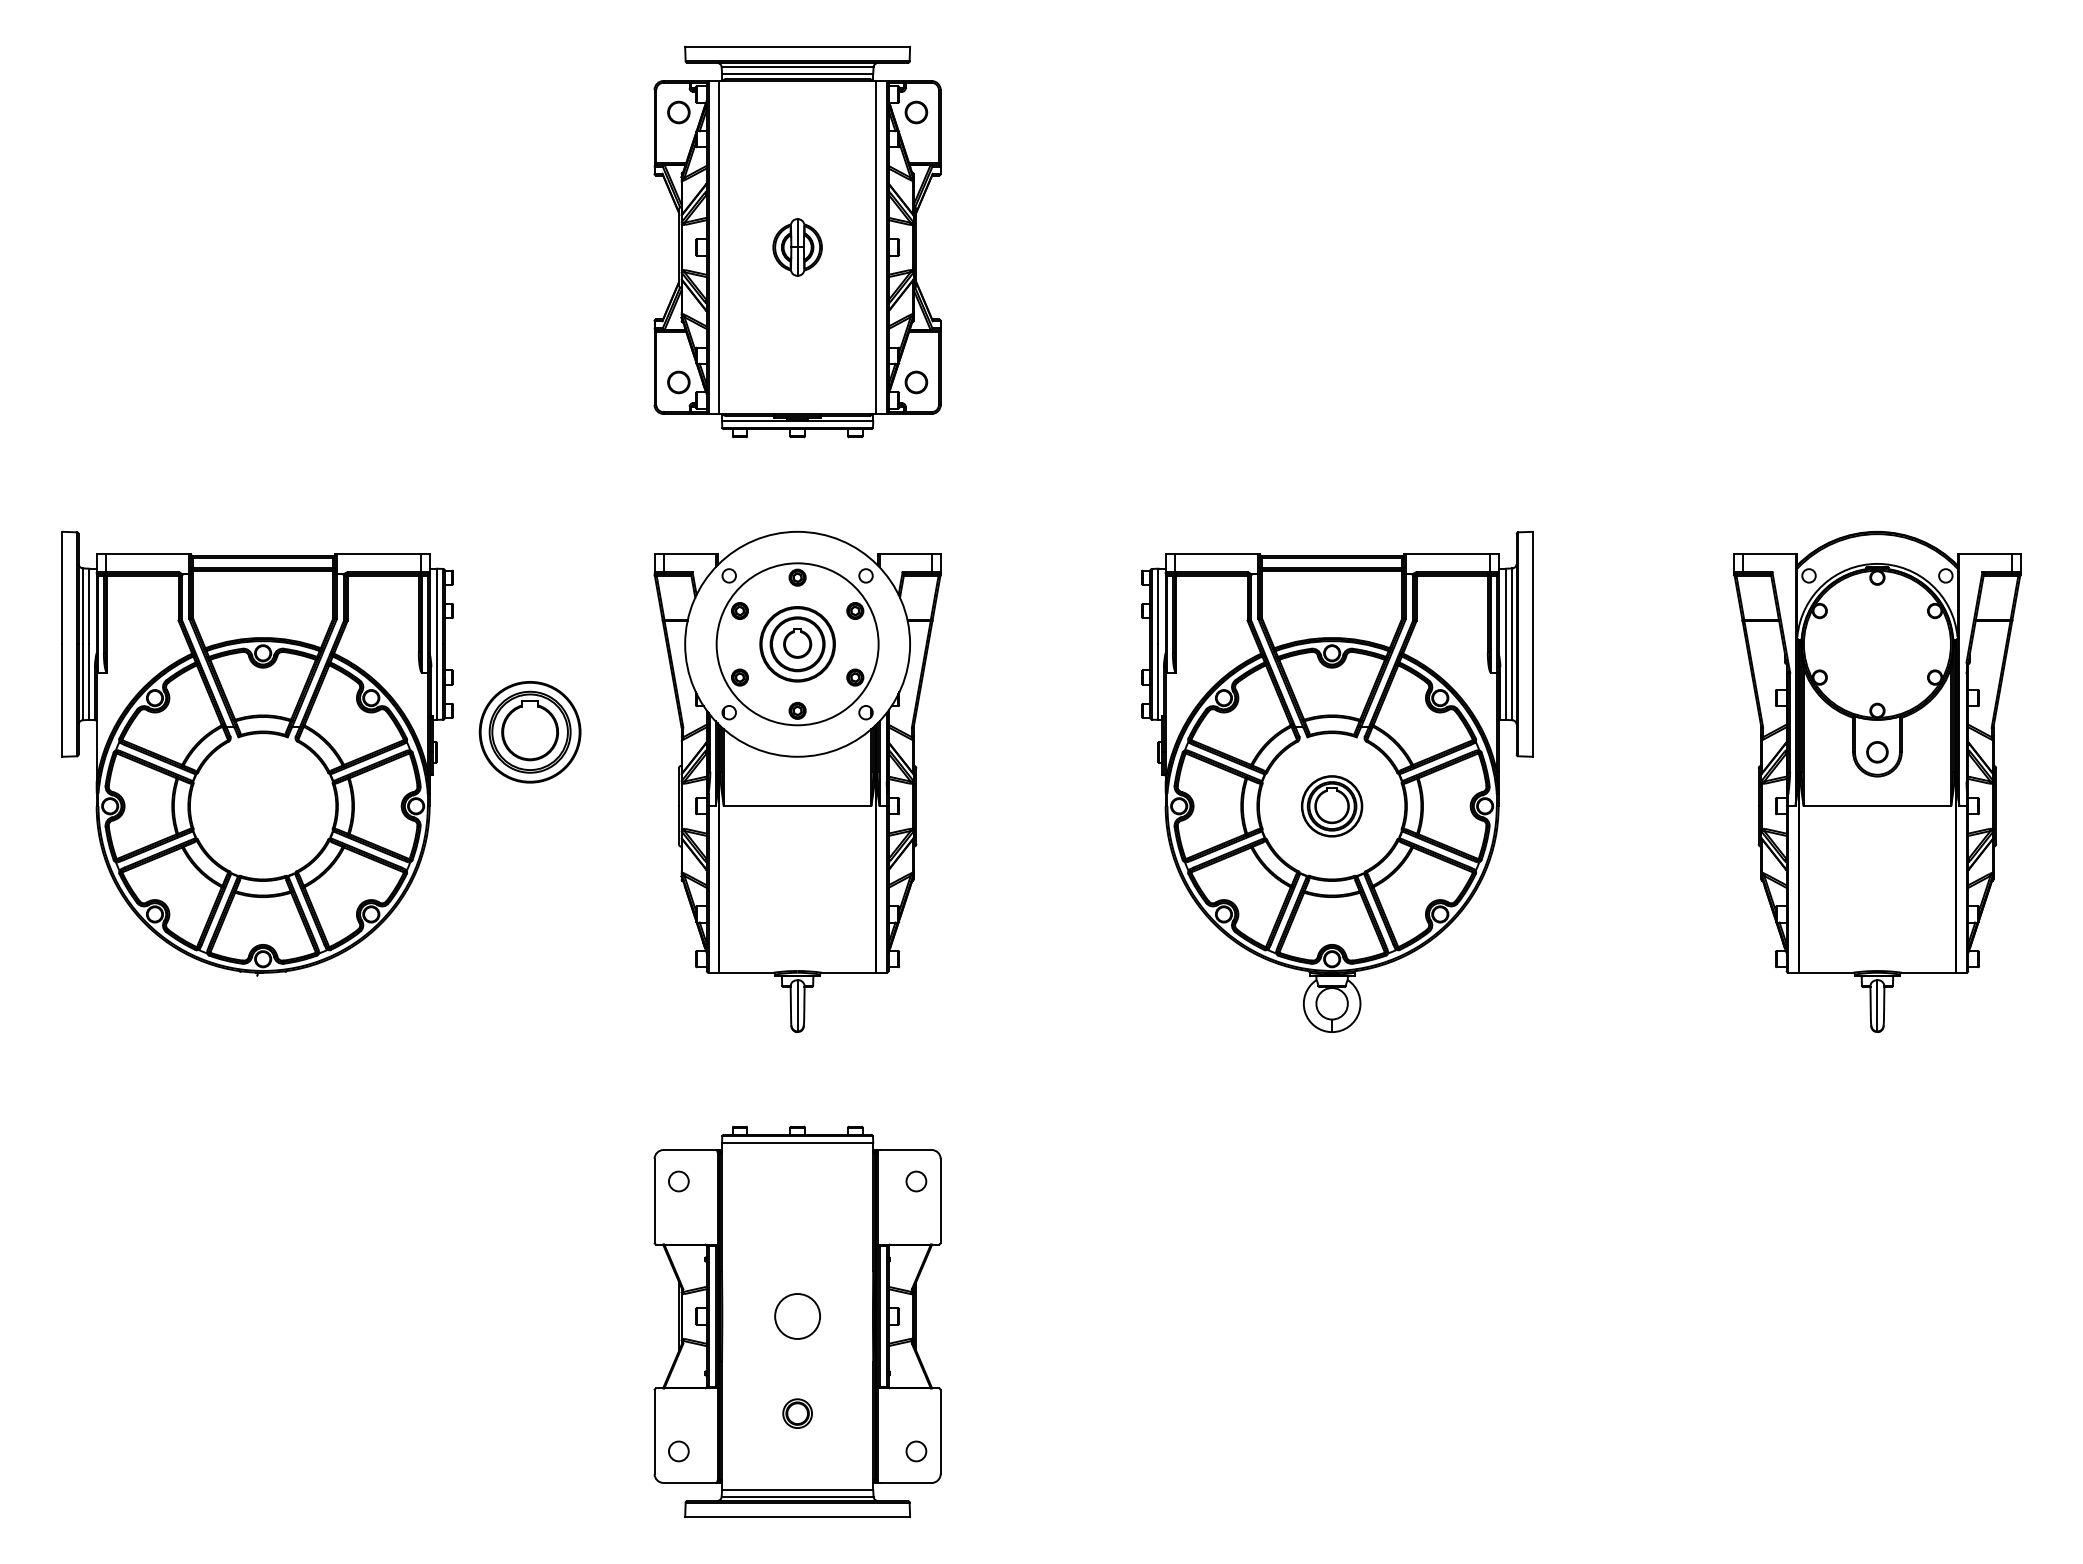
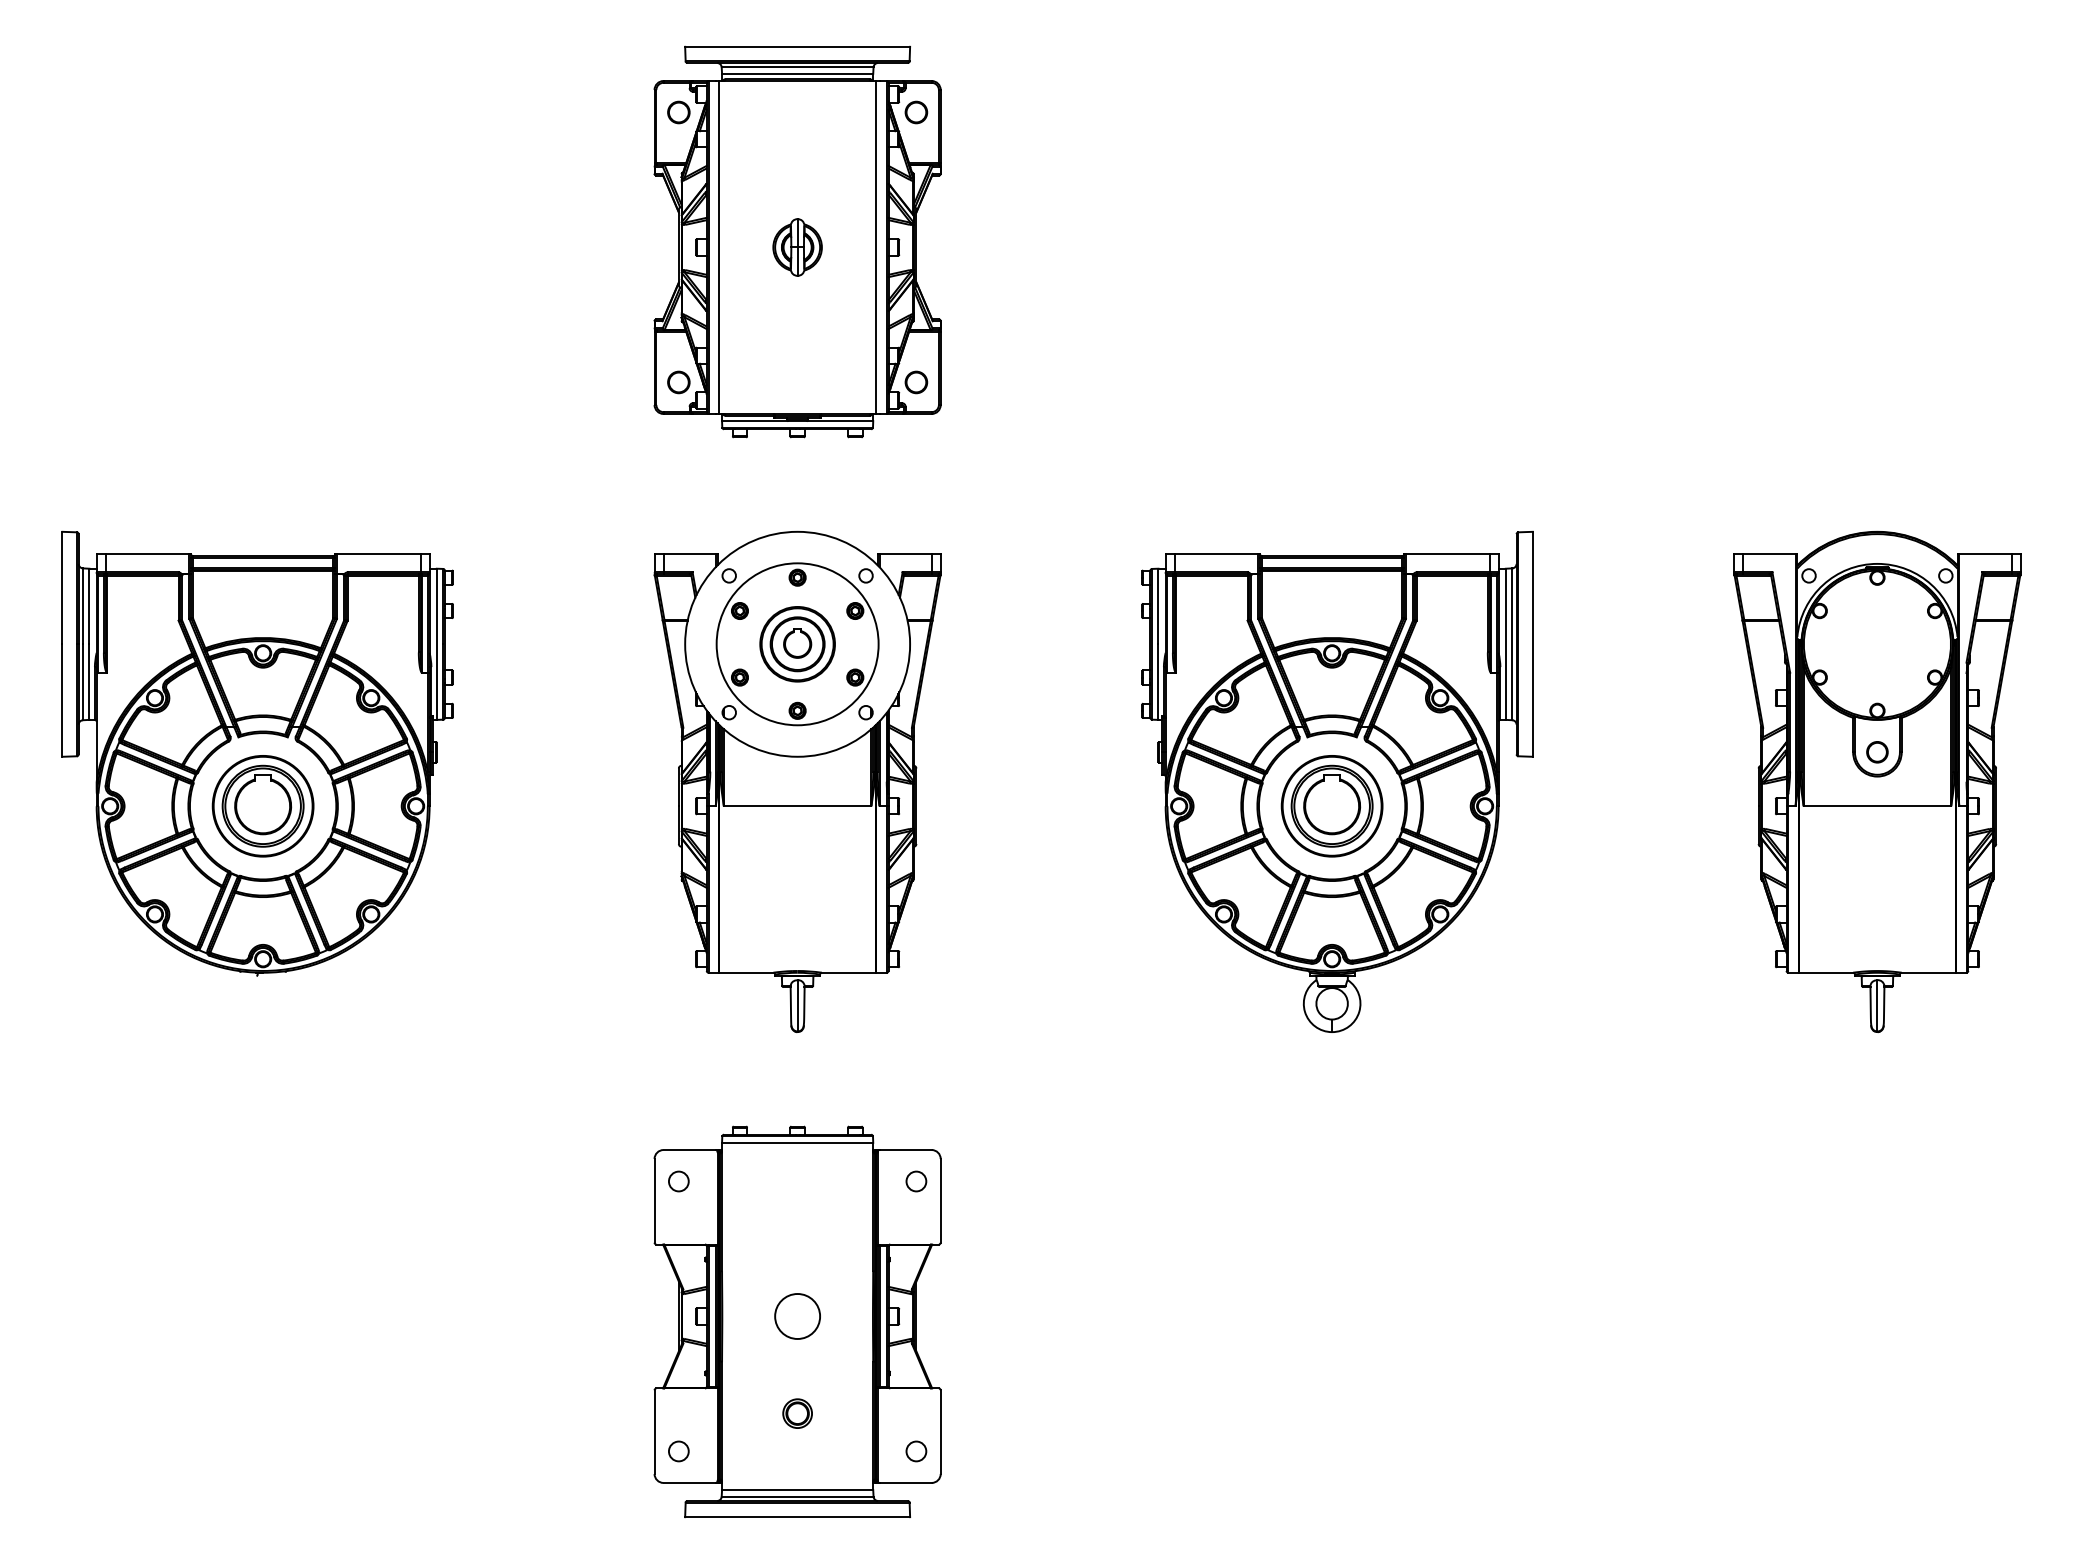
part position: (529, 732) -> (262, 806) (262, 806)
part size: 63x63 px -> 104x103 px (1331, 806)
